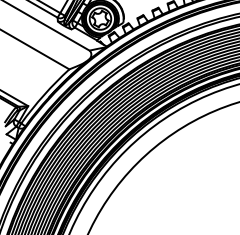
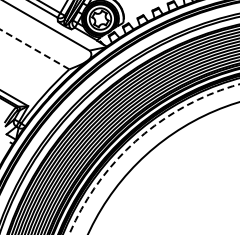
line: solid -> dashed (35, 49)
arc: solid -> dashed (136, 140)
